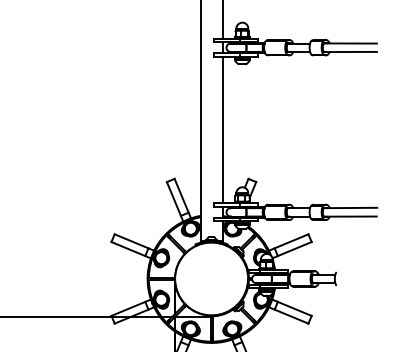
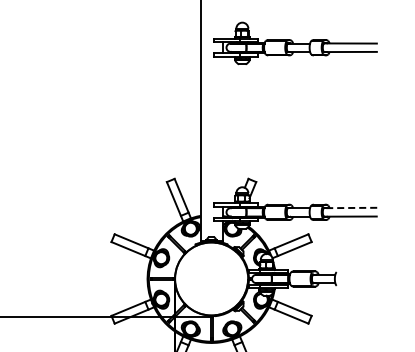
line: present -> none (222, 20)
line: present -> none (222, 129)
line: solid -> dashed (350, 207)
